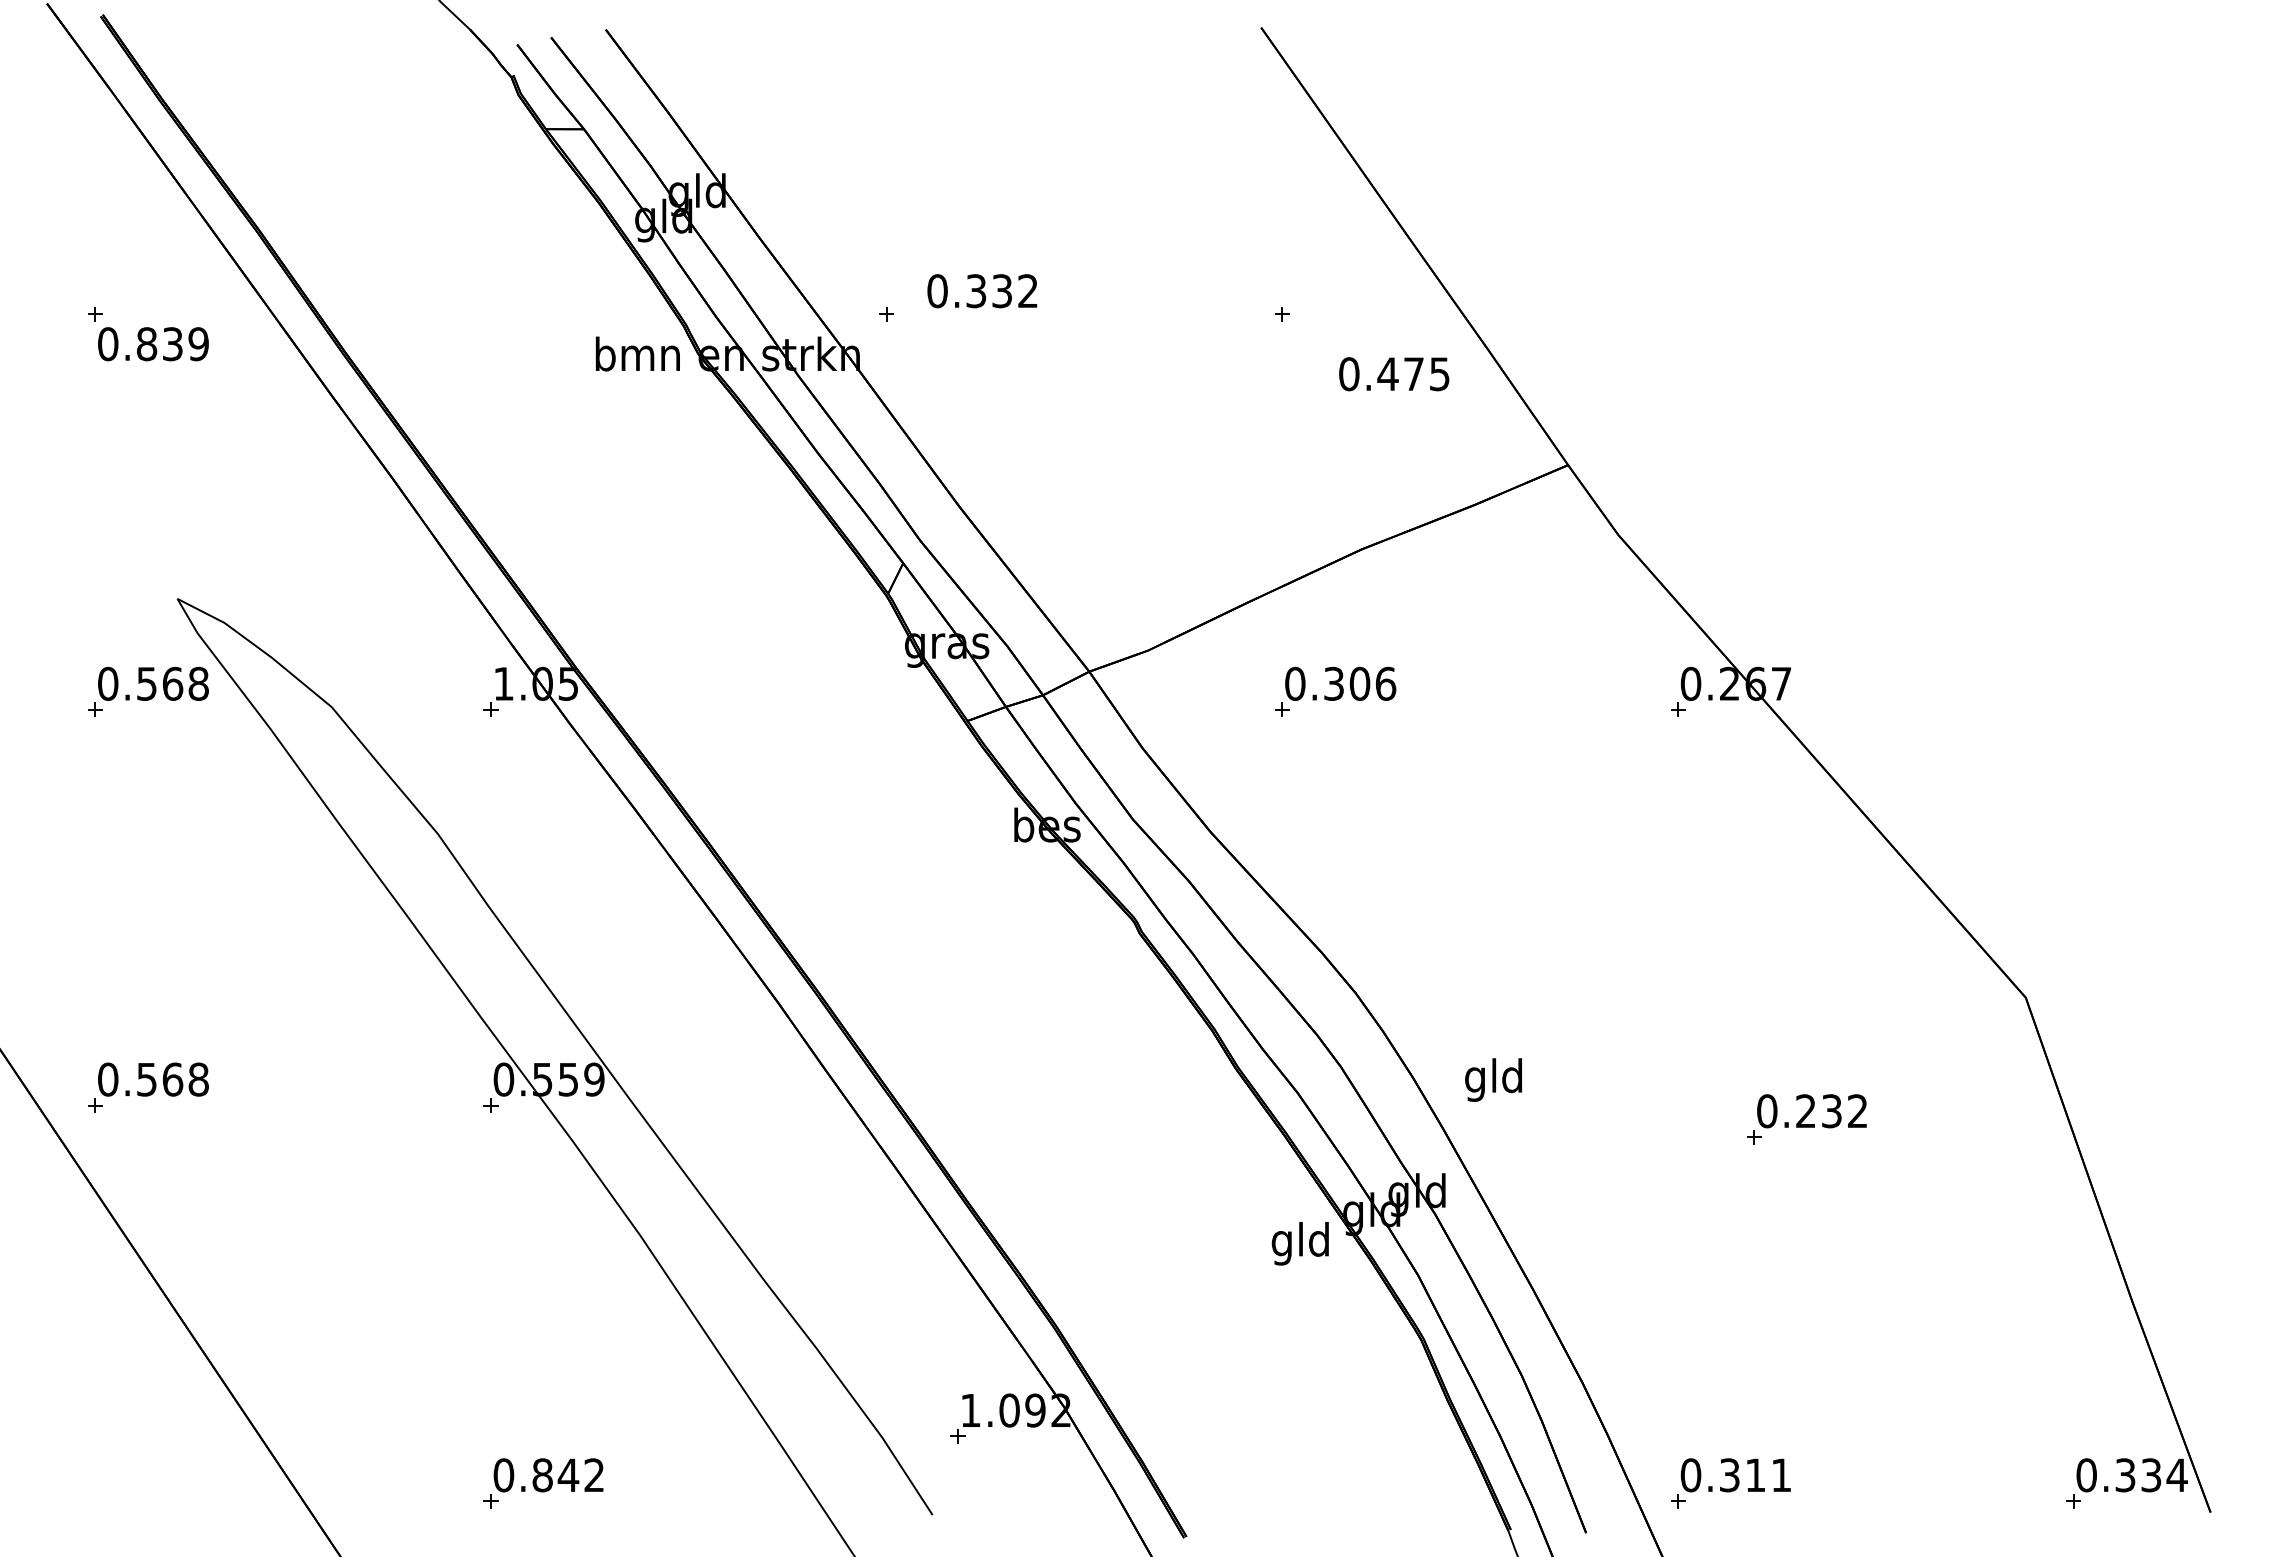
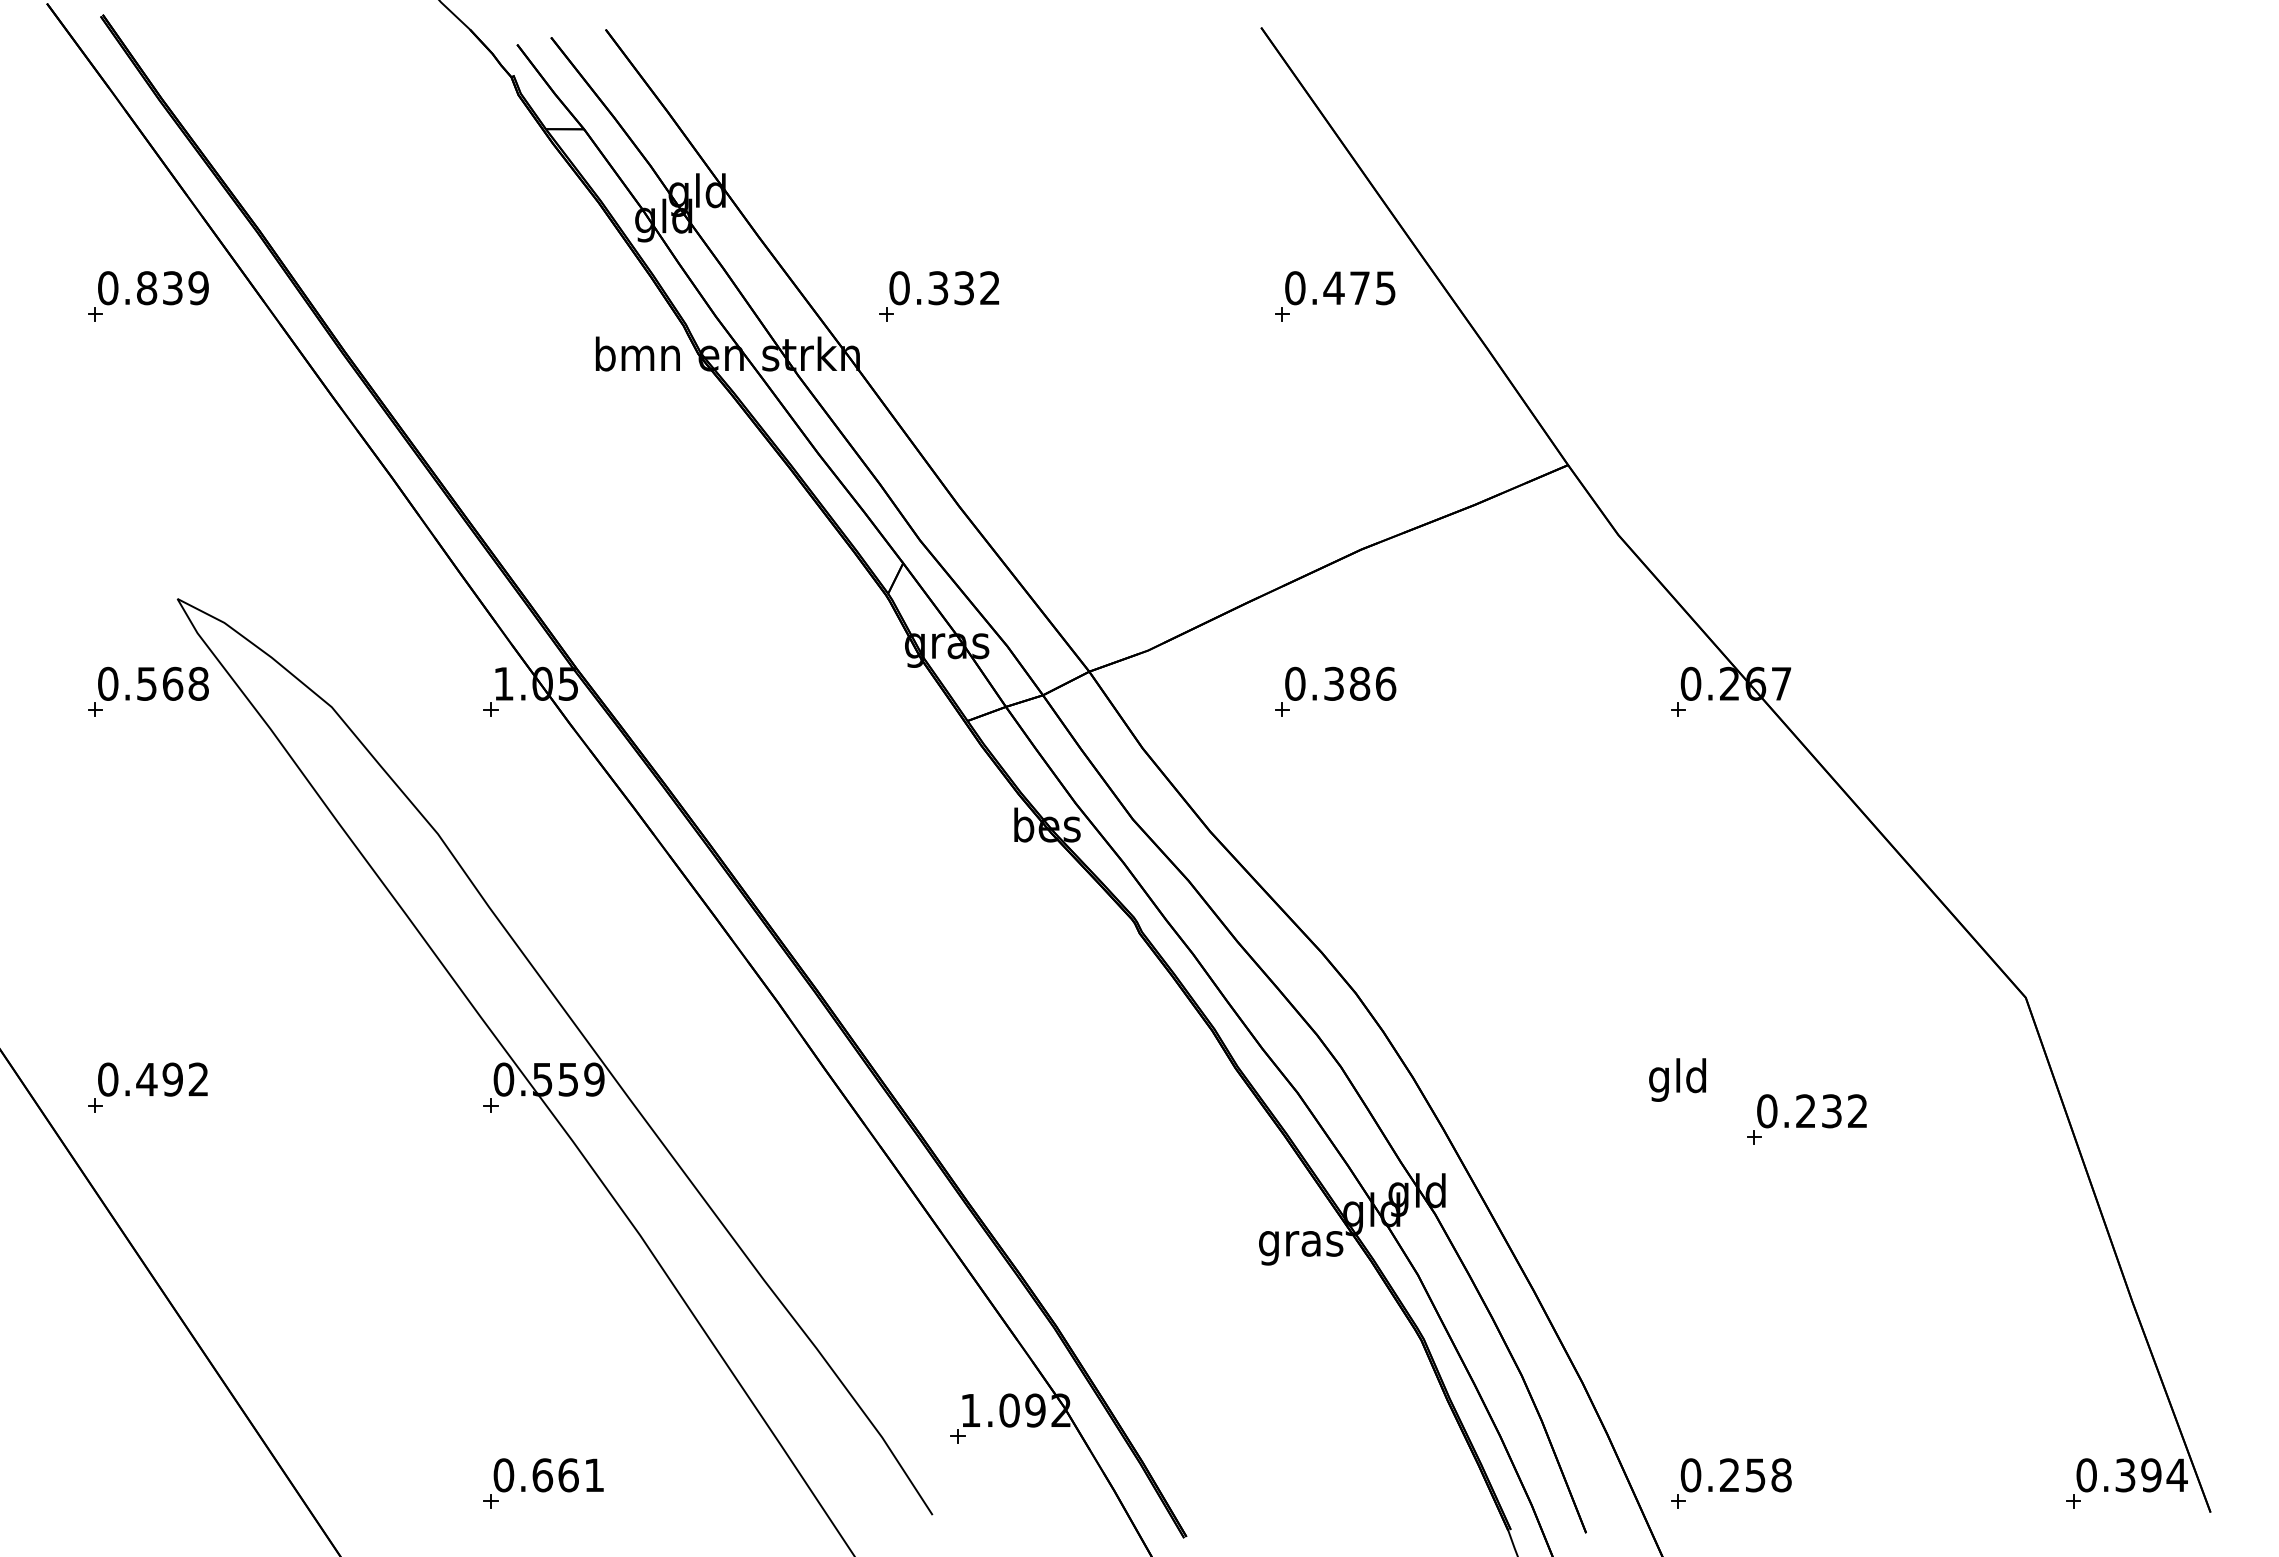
text position: (982, 291) -> (944, 288) (944, 288)
text position: (153, 344) -> (153, 288) (153, 288)
text position: (1394, 374) -> (1340, 288) (1340, 288)
text: 0.306 -> 0.386 (1359, 683)
text: 0.568 -> 0.492 (172, 1079)
text position: (1493, 1079) -> (1677, 1079) (1677, 1079)
text: gld -> gras (1301, 1243)
text: 0.842 -> 0.661 (567, 1475)
text: 0.311 -> 0.258 (1755, 1475)
text: 0.334 -> 0.394 (2151, 1475)
